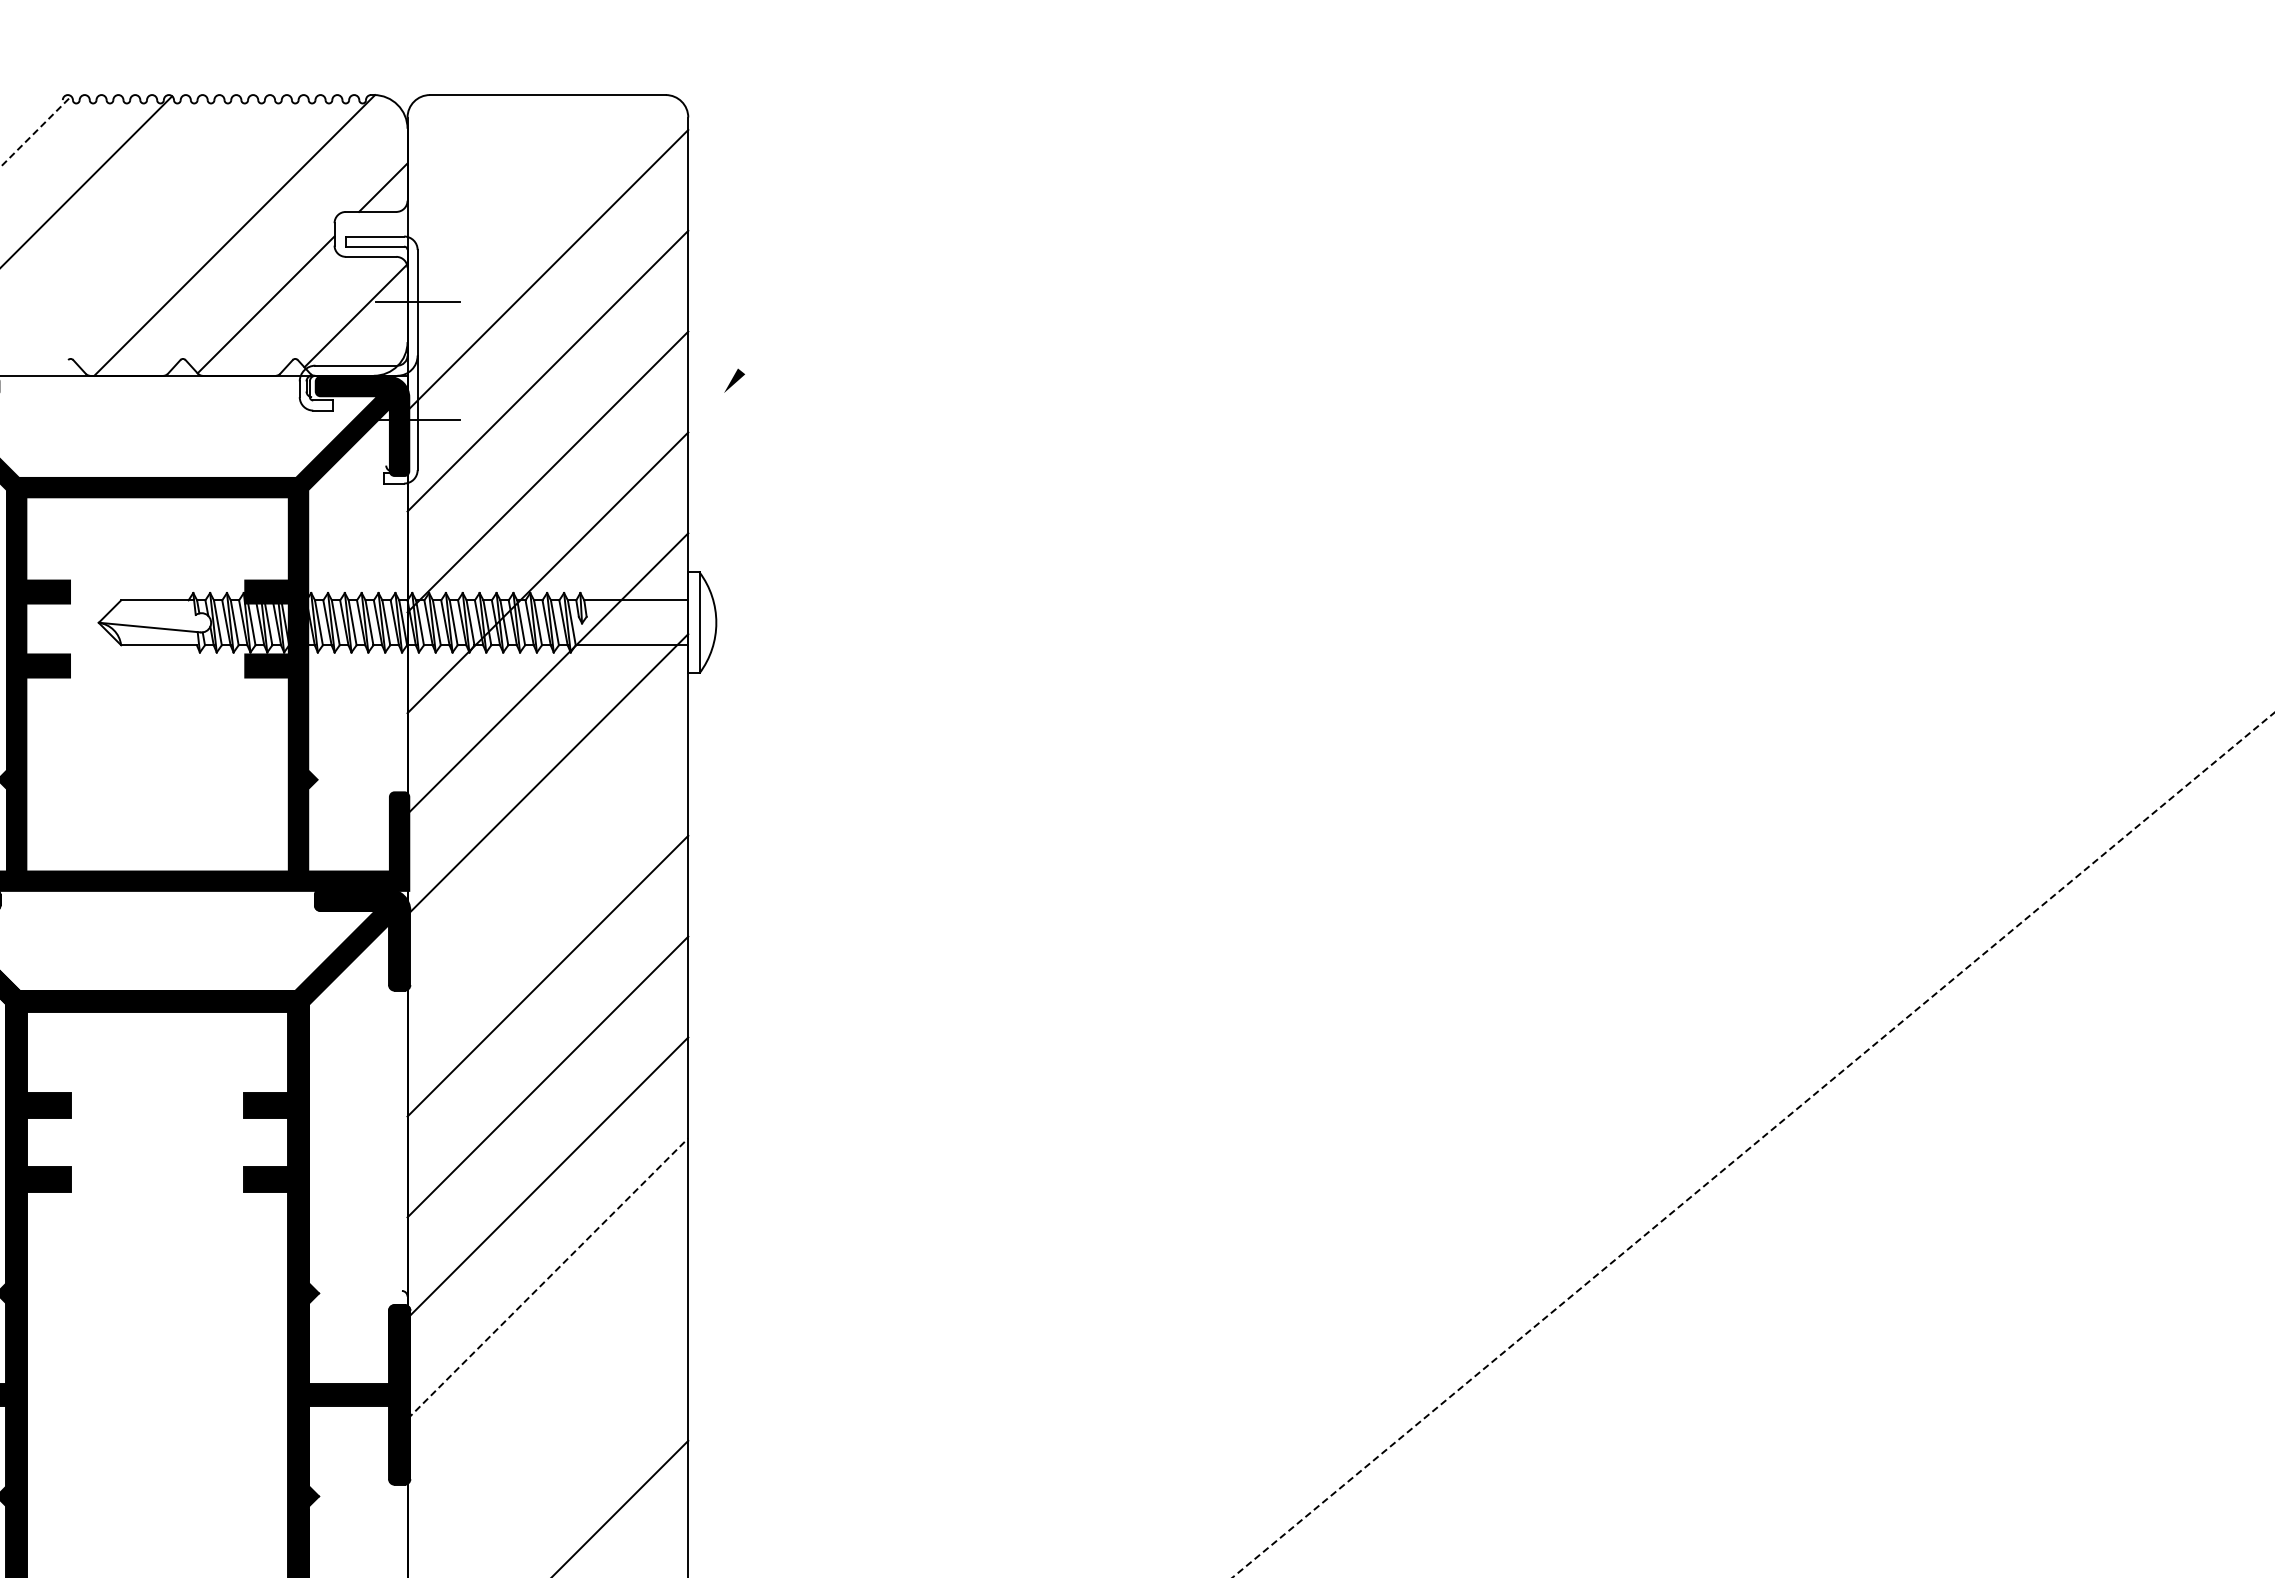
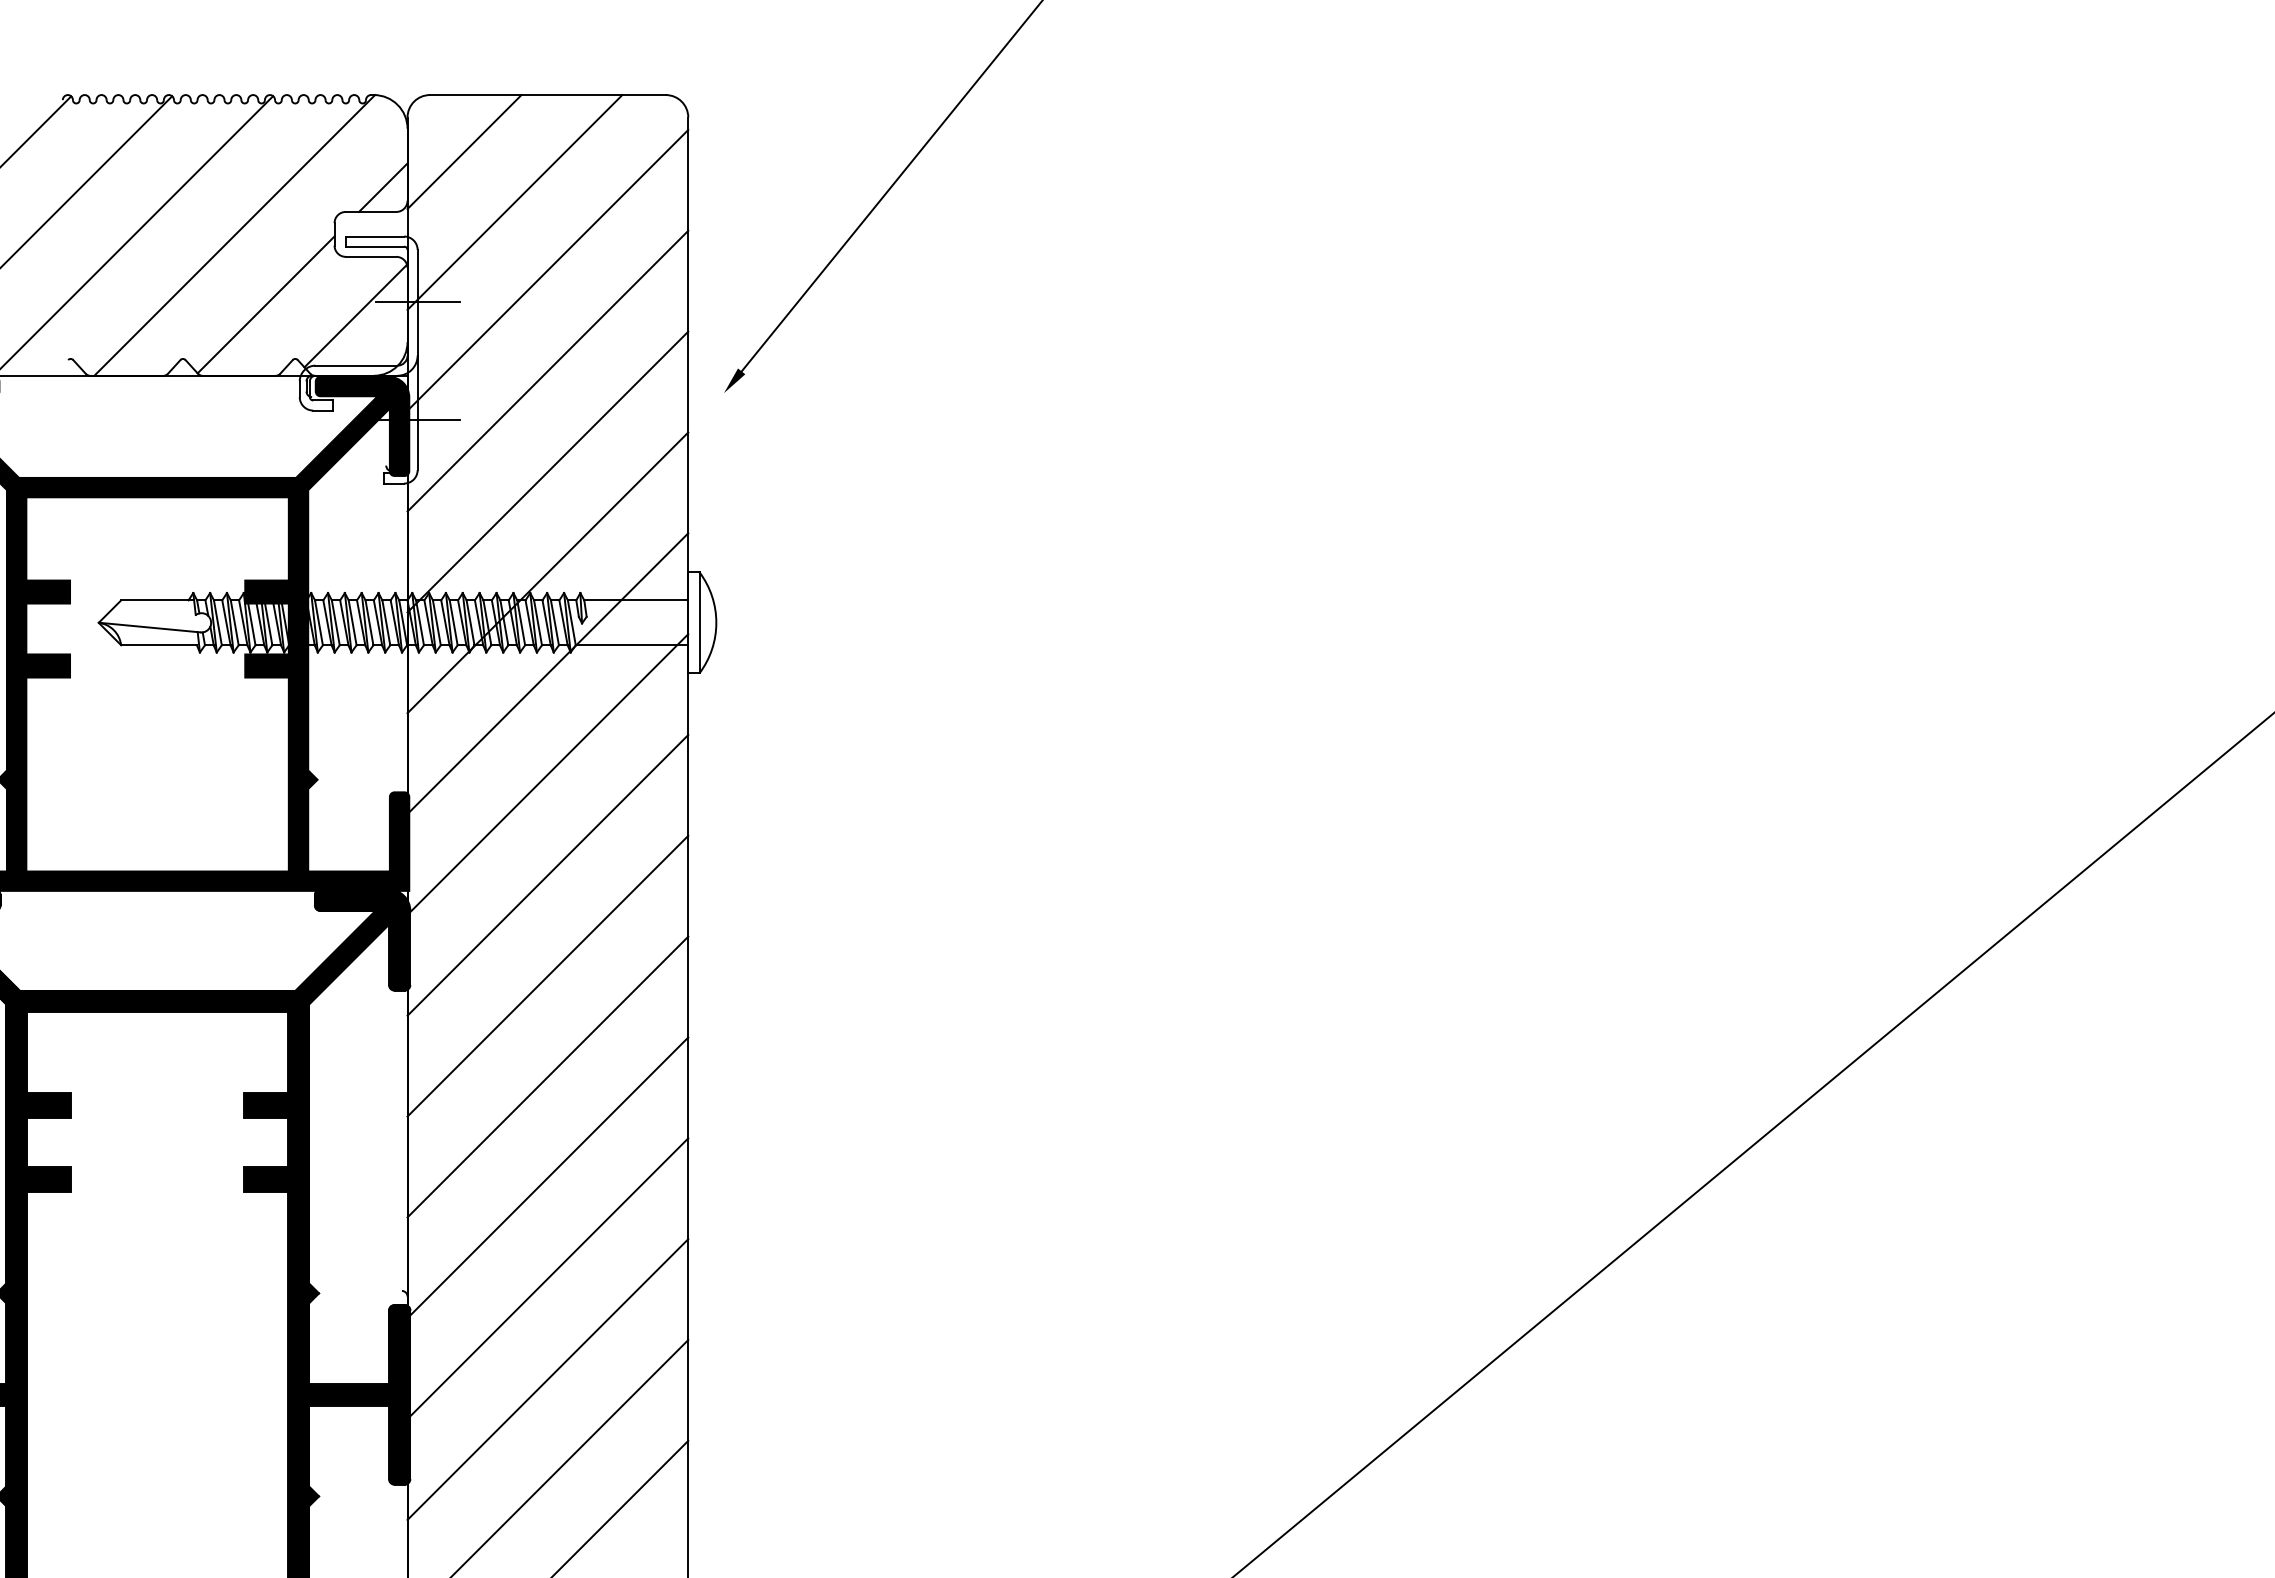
line: dashed -> solid (35, 131)
line: none -> present (464, 152)
line: none -> present (891, 186)
line: none -> present (514, 202)
line: none -> present (137, 231)
line: none -> present (547, 875)
line: dashed -> solid (1753, 1144)
line: dashed -> solid (547, 1278)
line: none -> present (547, 1379)
line: none -> present (570, 1457)
